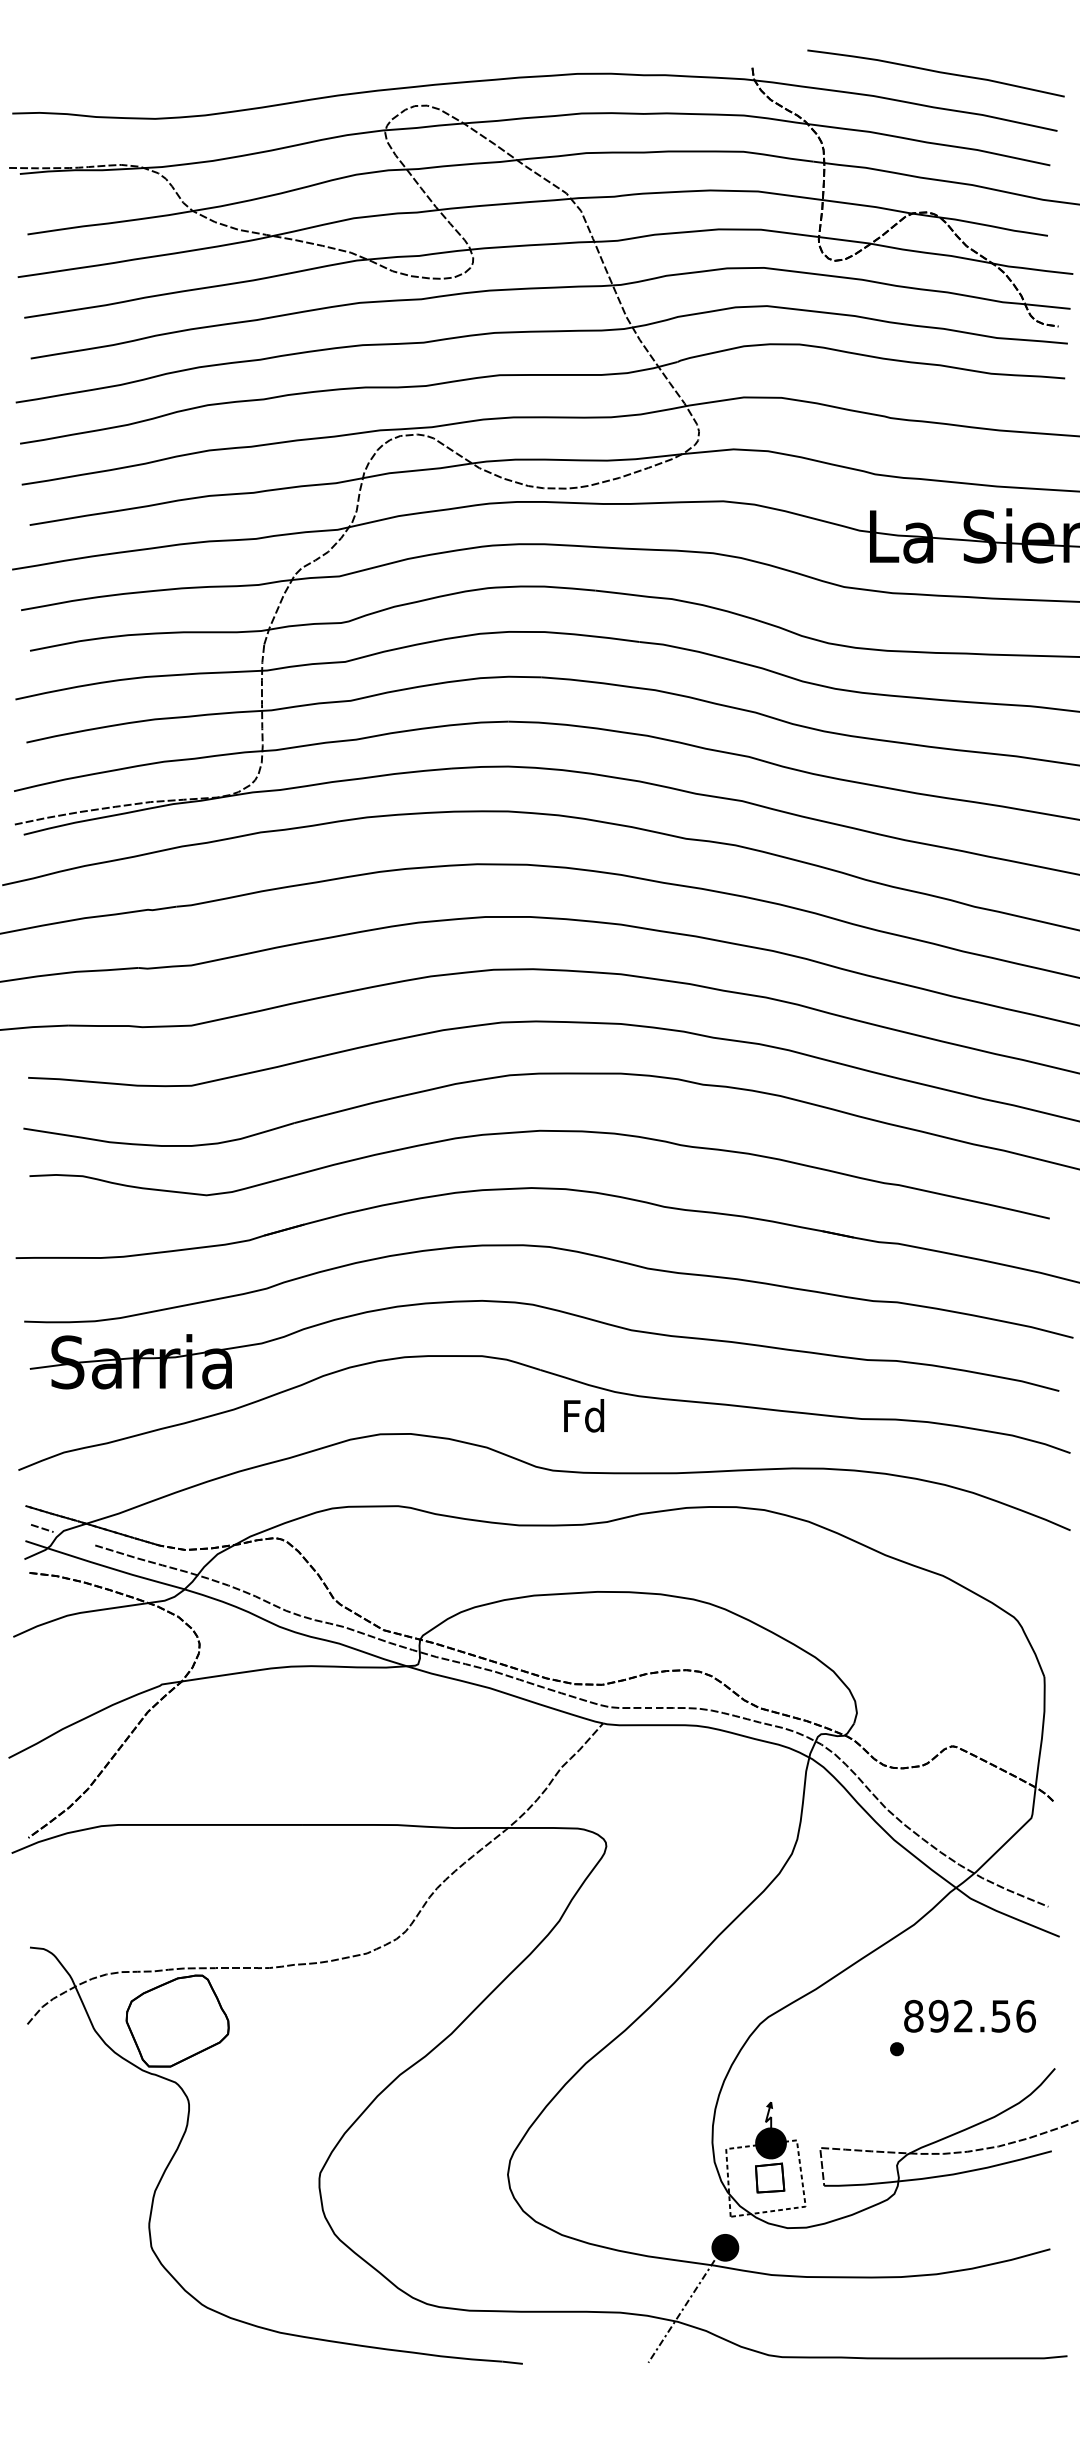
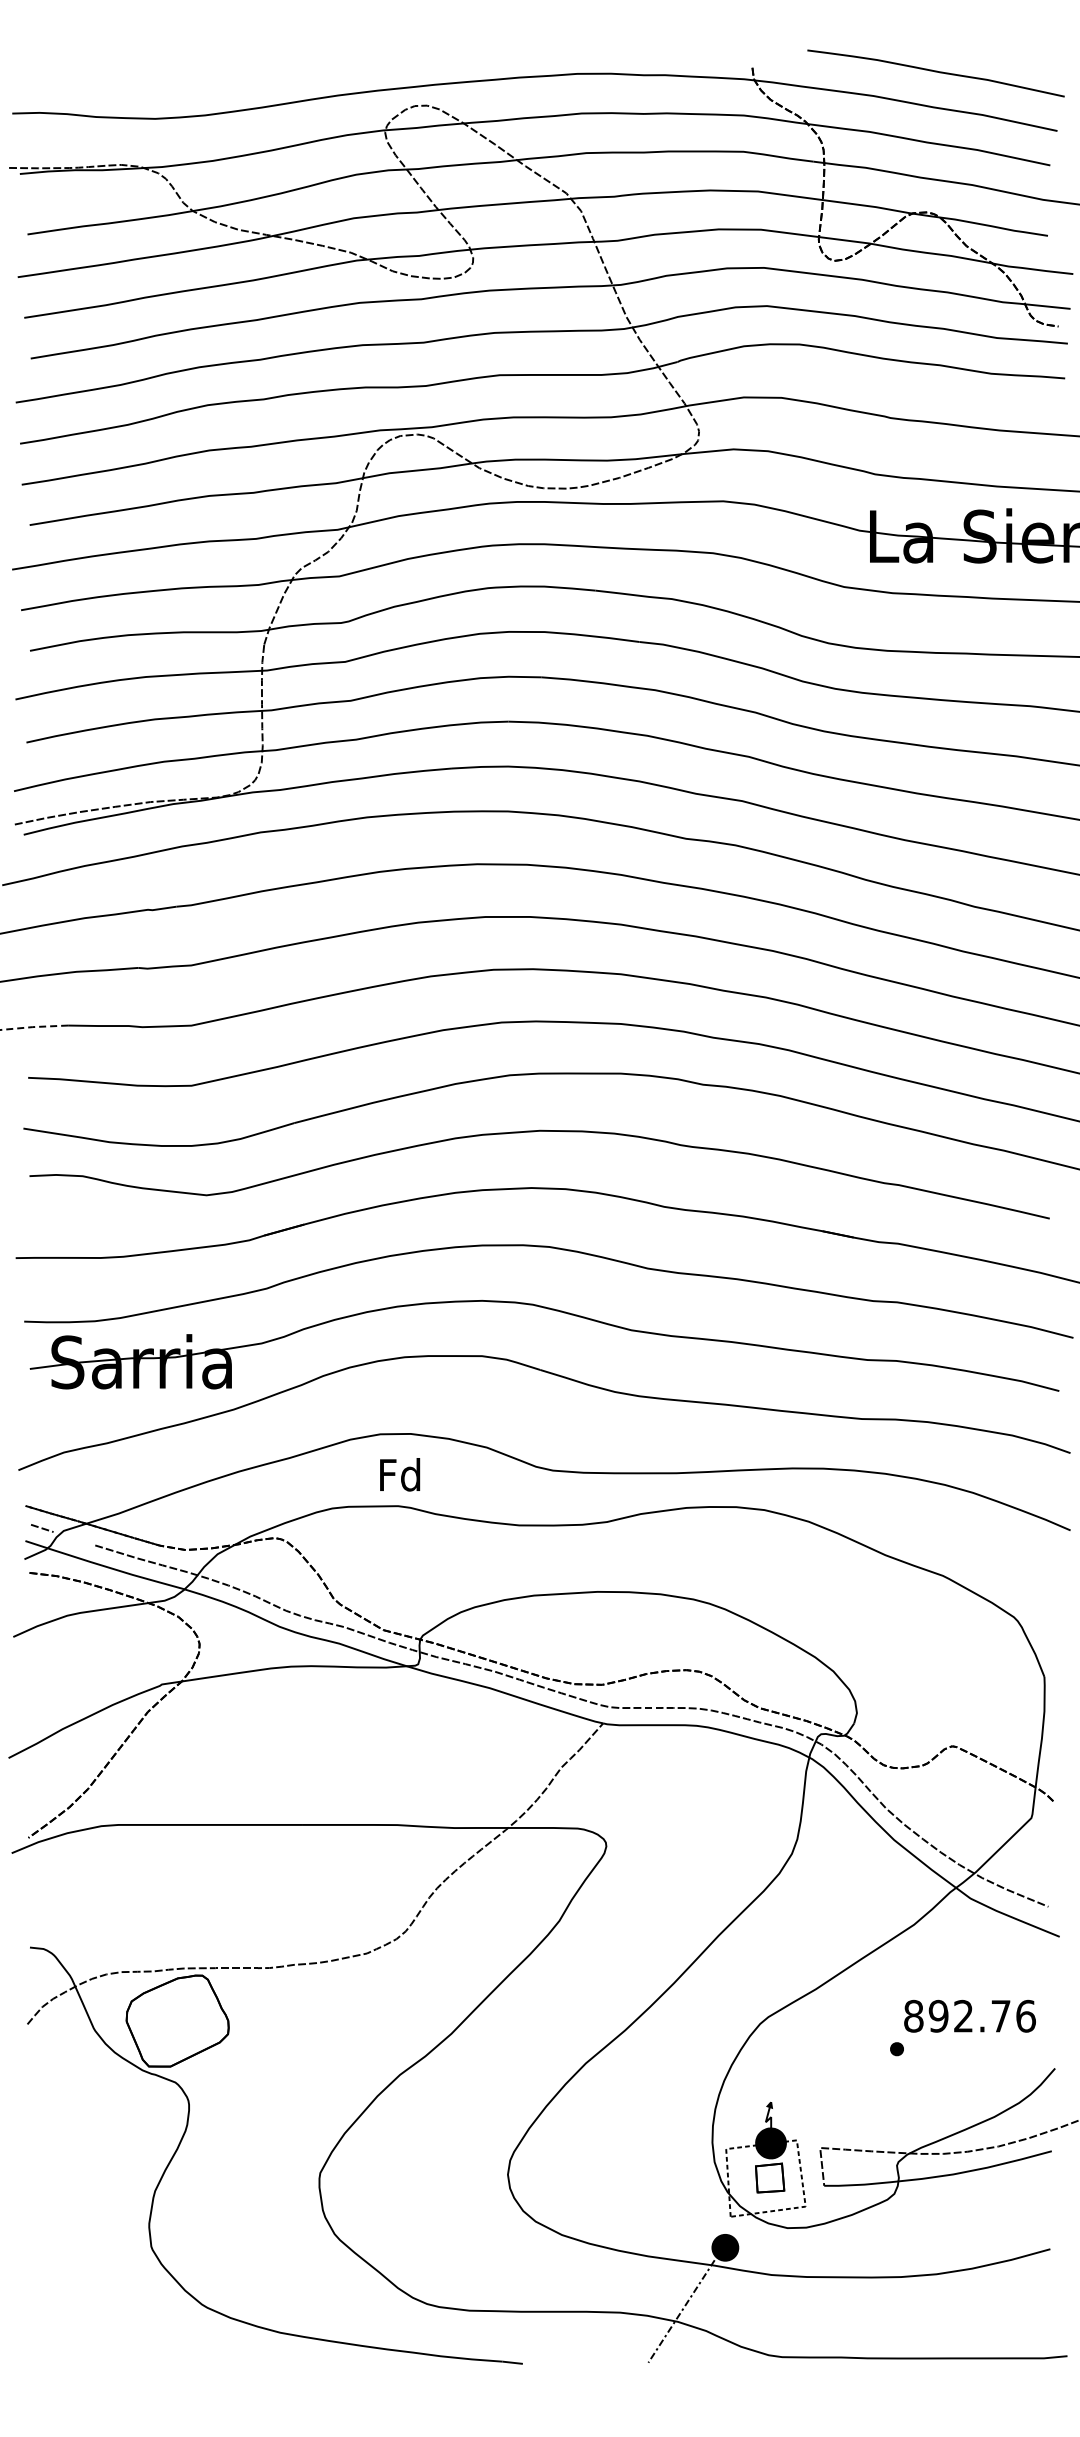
line: solid -> dashed (33, 1027)
text position: (584, 1415) -> (400, 1474) (400, 1474)
text: 892.56 -> 892.76 (1000, 2016)
